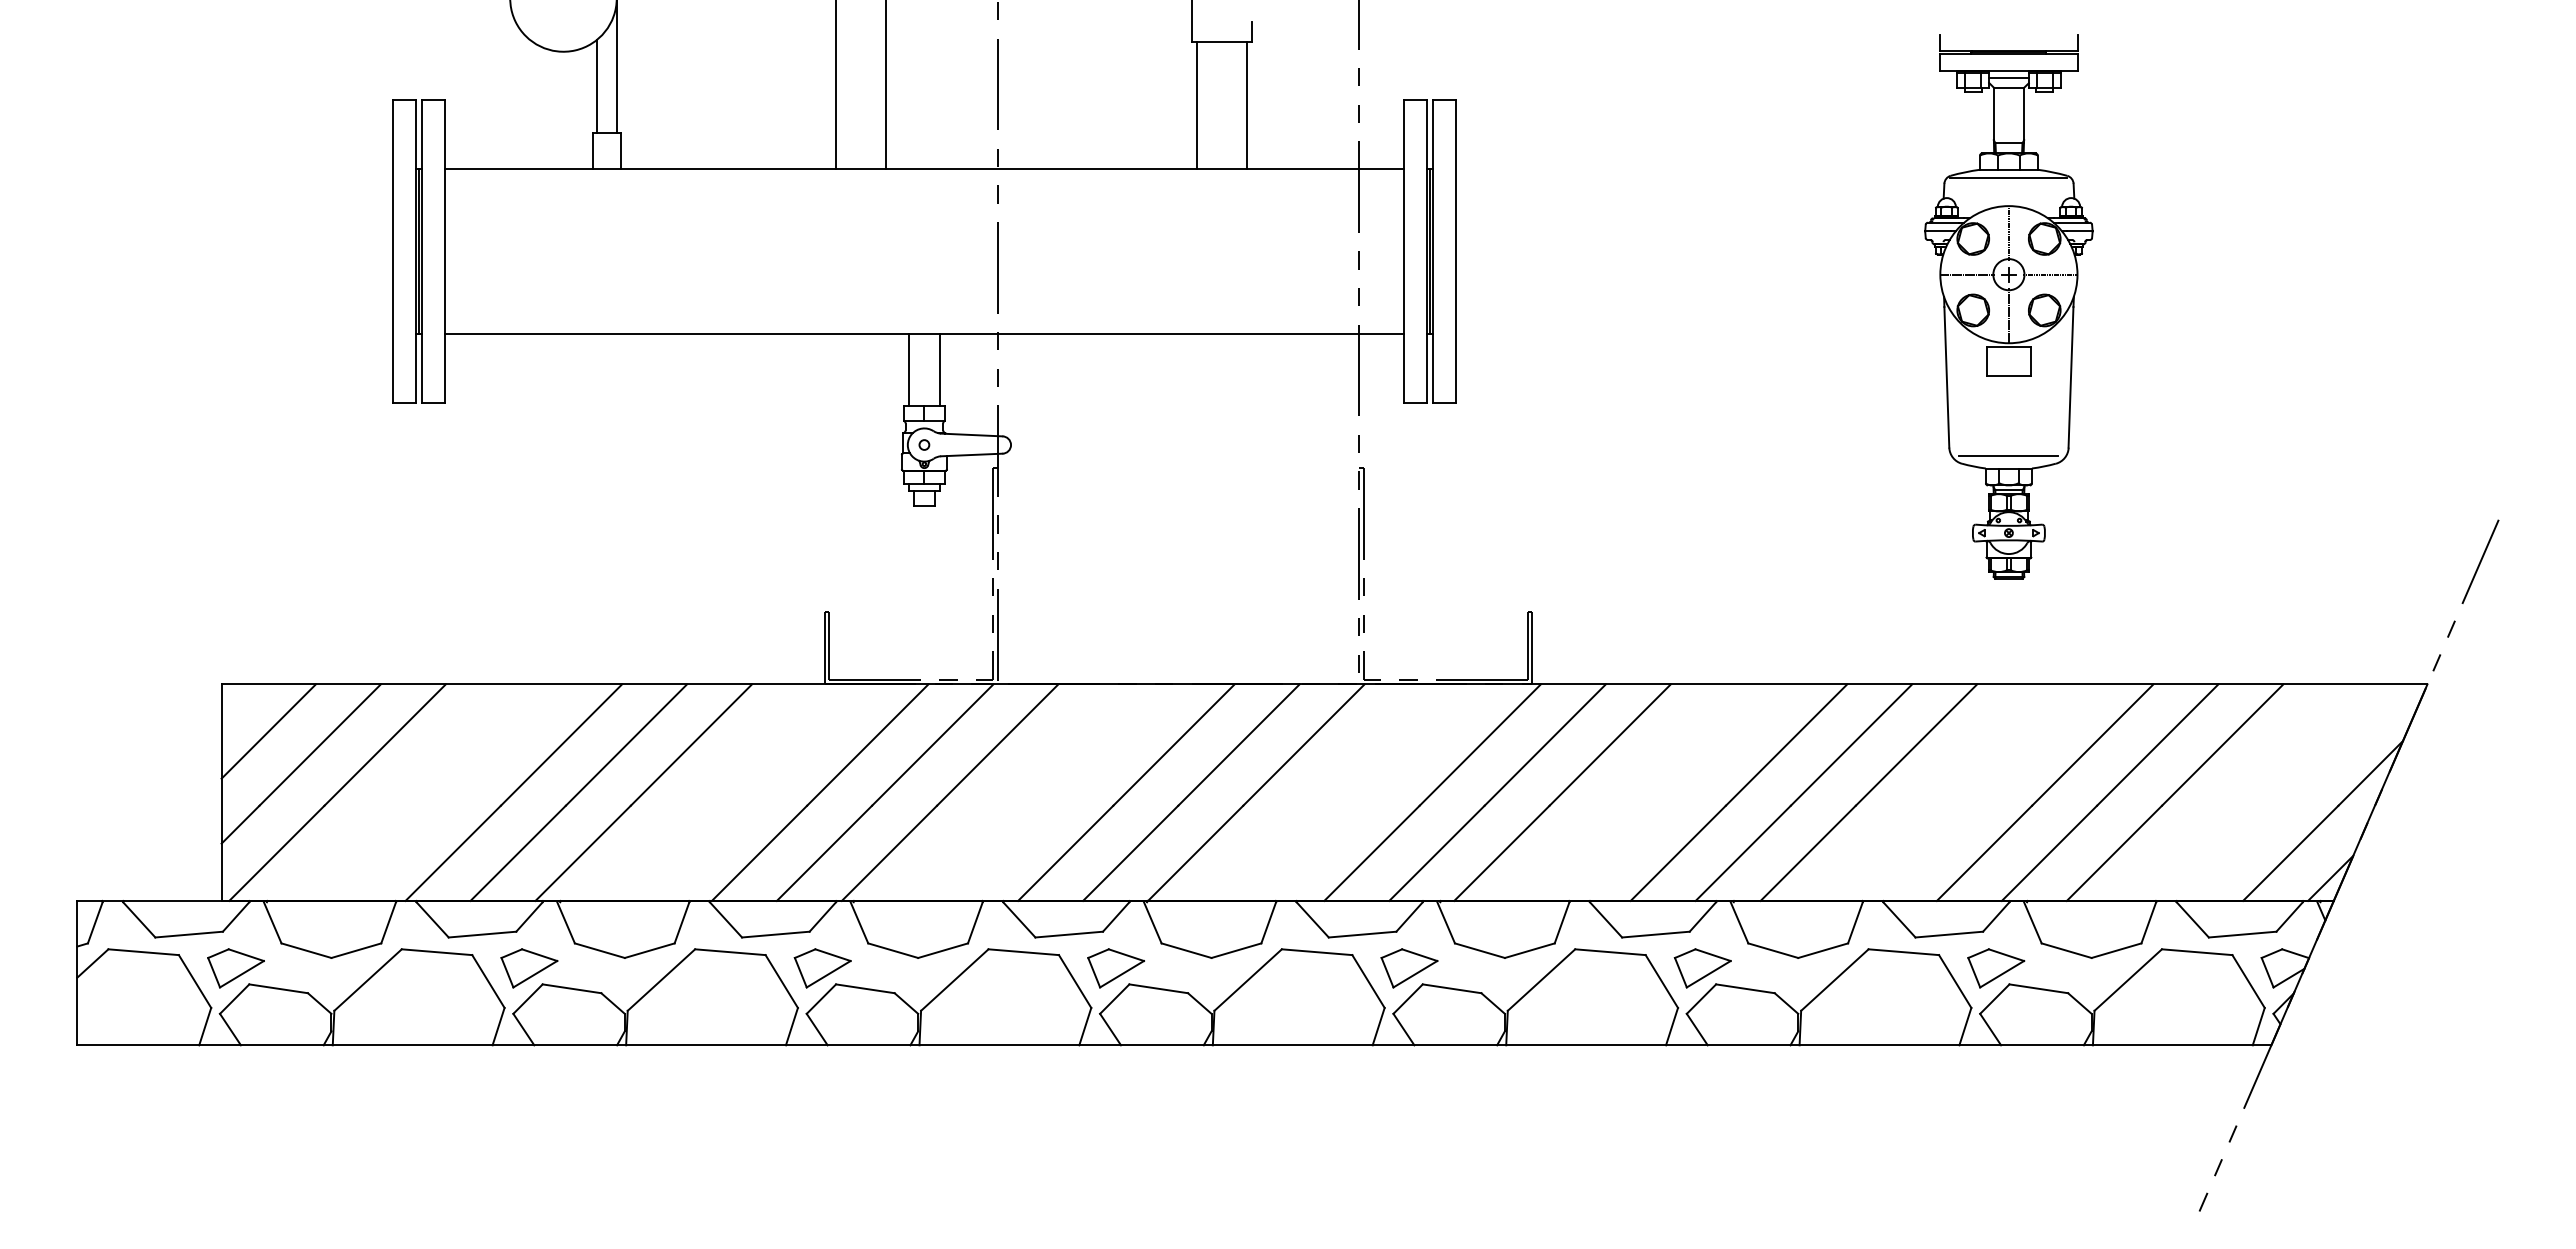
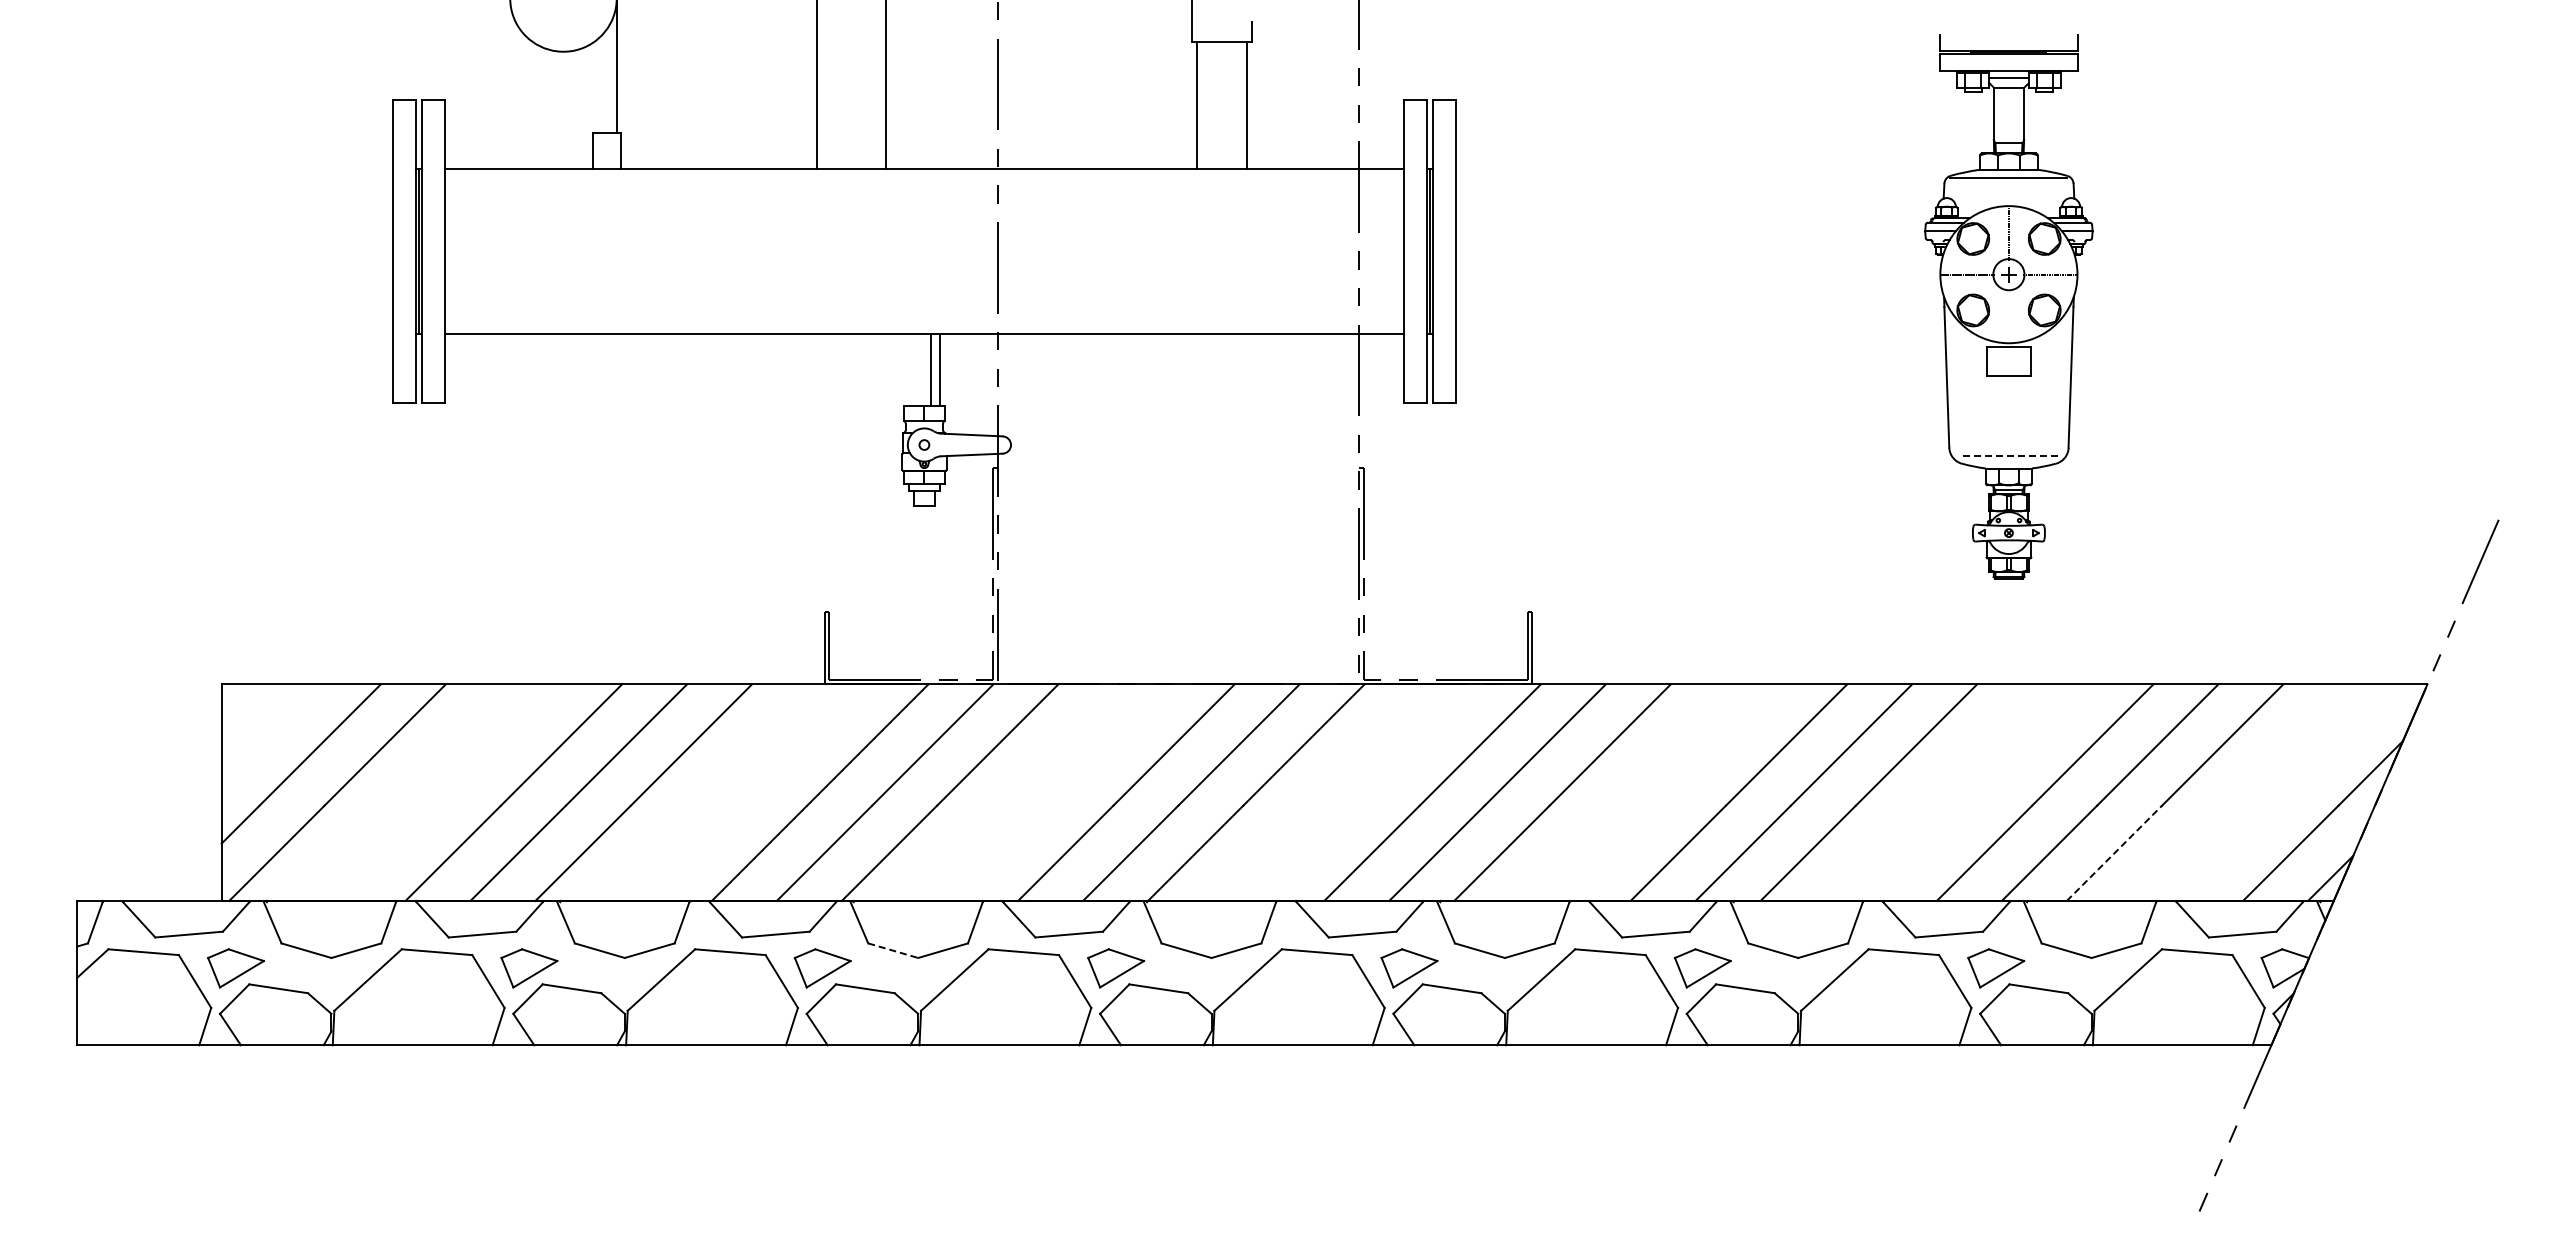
line position: (836, 85) -> (817, 85) (817, 85)
line: present -> none (596, 86)
line: present -> none (2008, 315)
line position: (908, 369) -> (930, 369) (930, 369)
line: solid -> dashed (2008, 455)
line: present -> none (268, 731)
line: solid -> dashed (2114, 852)
line: solid -> dashed (893, 950)
